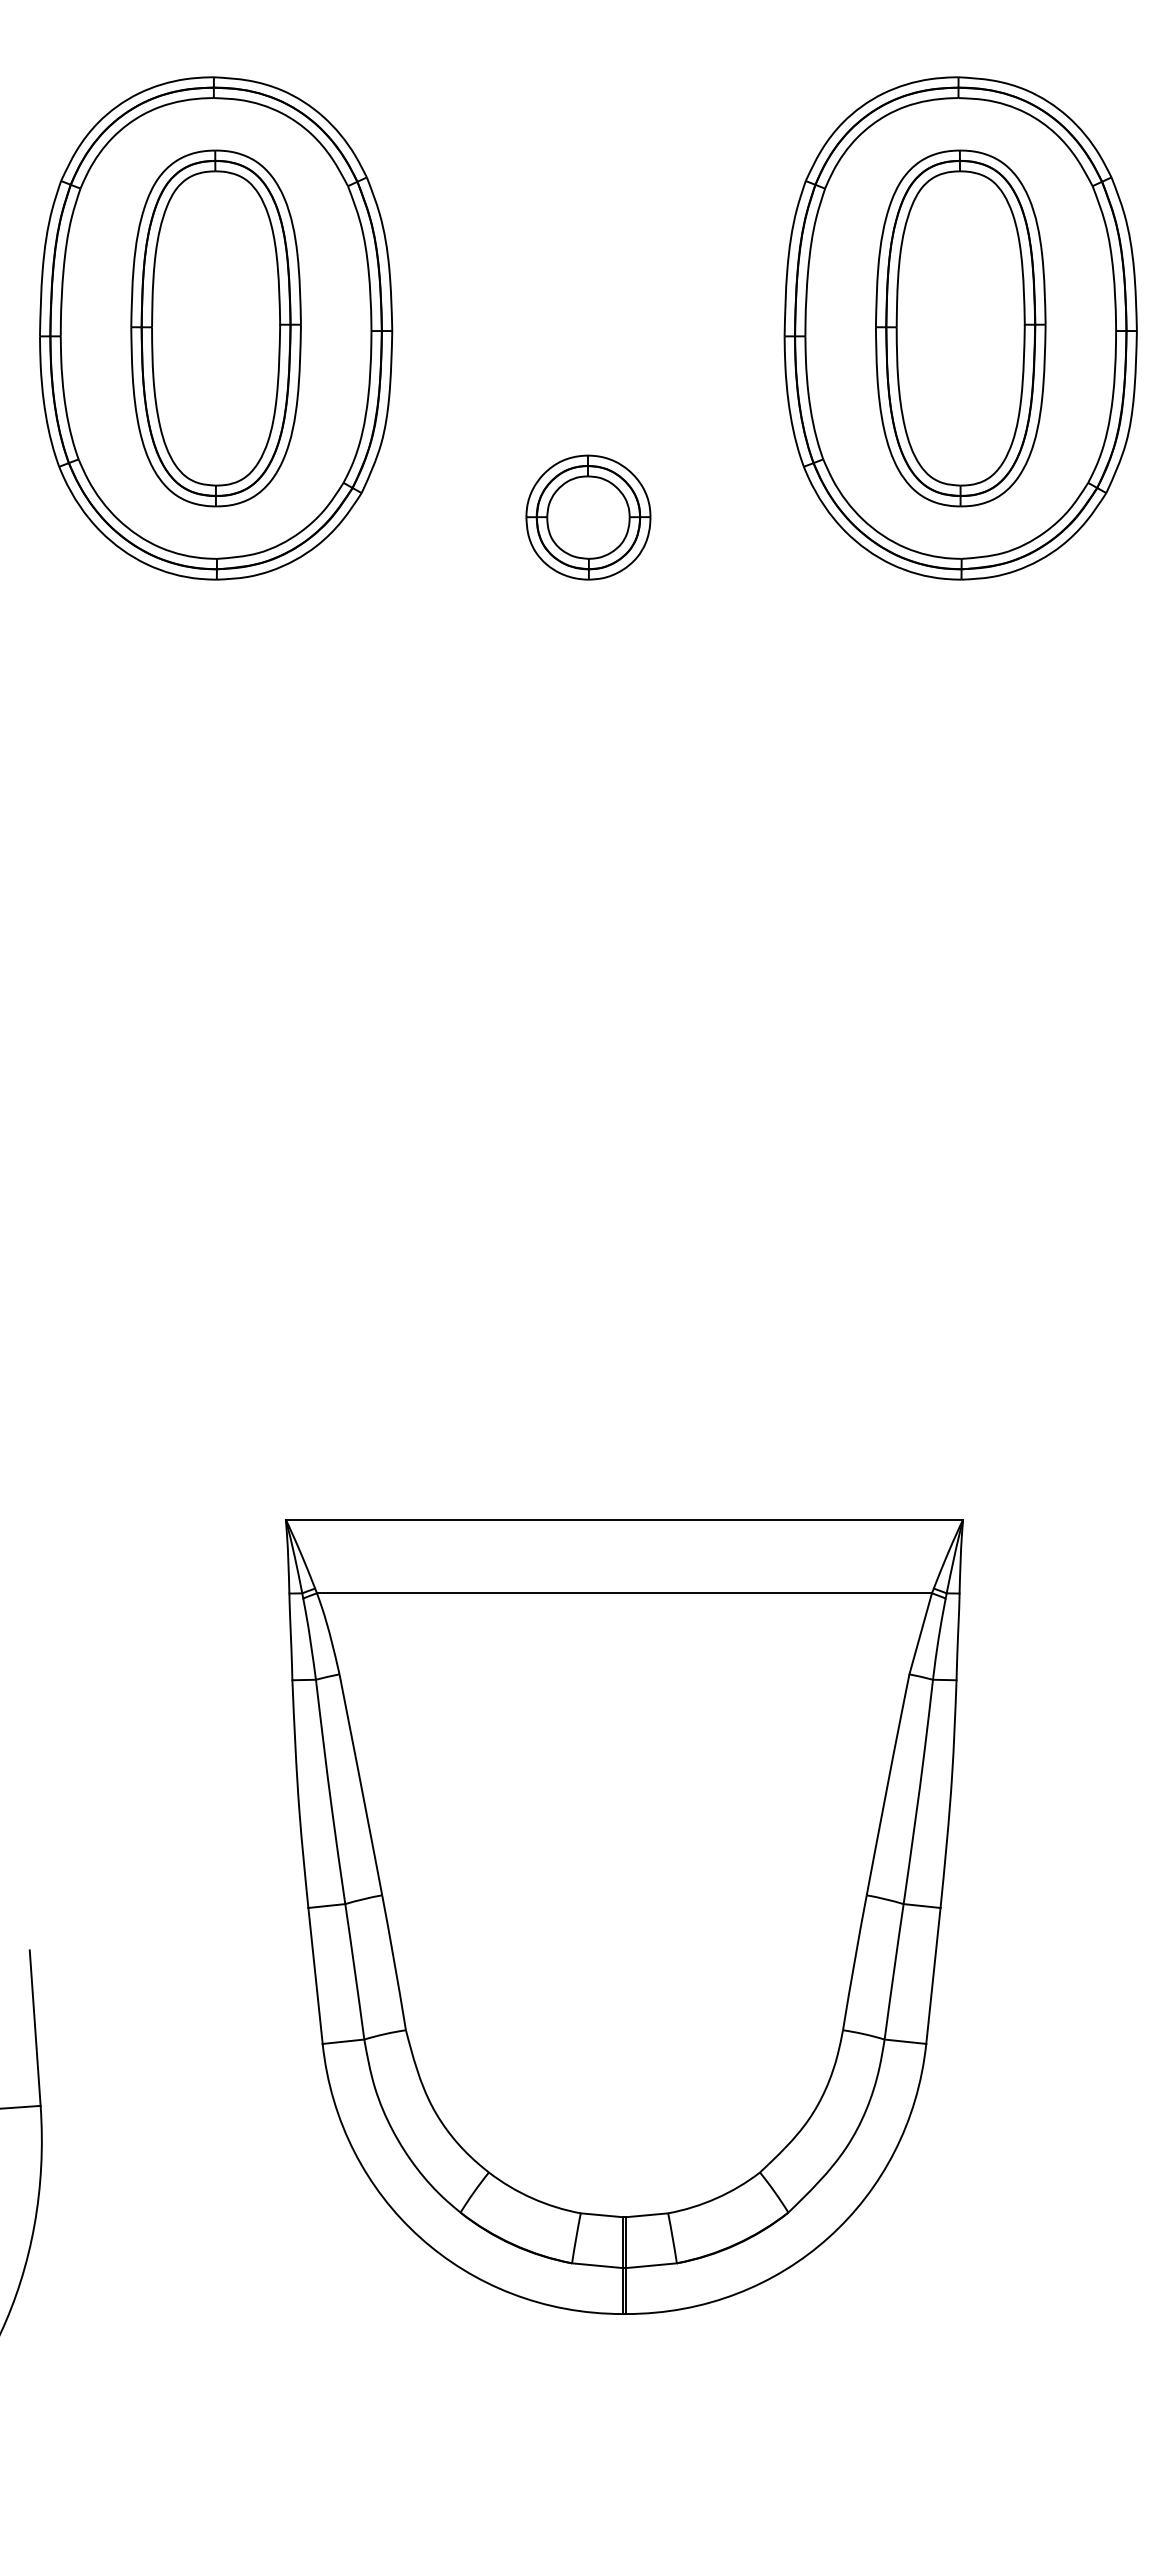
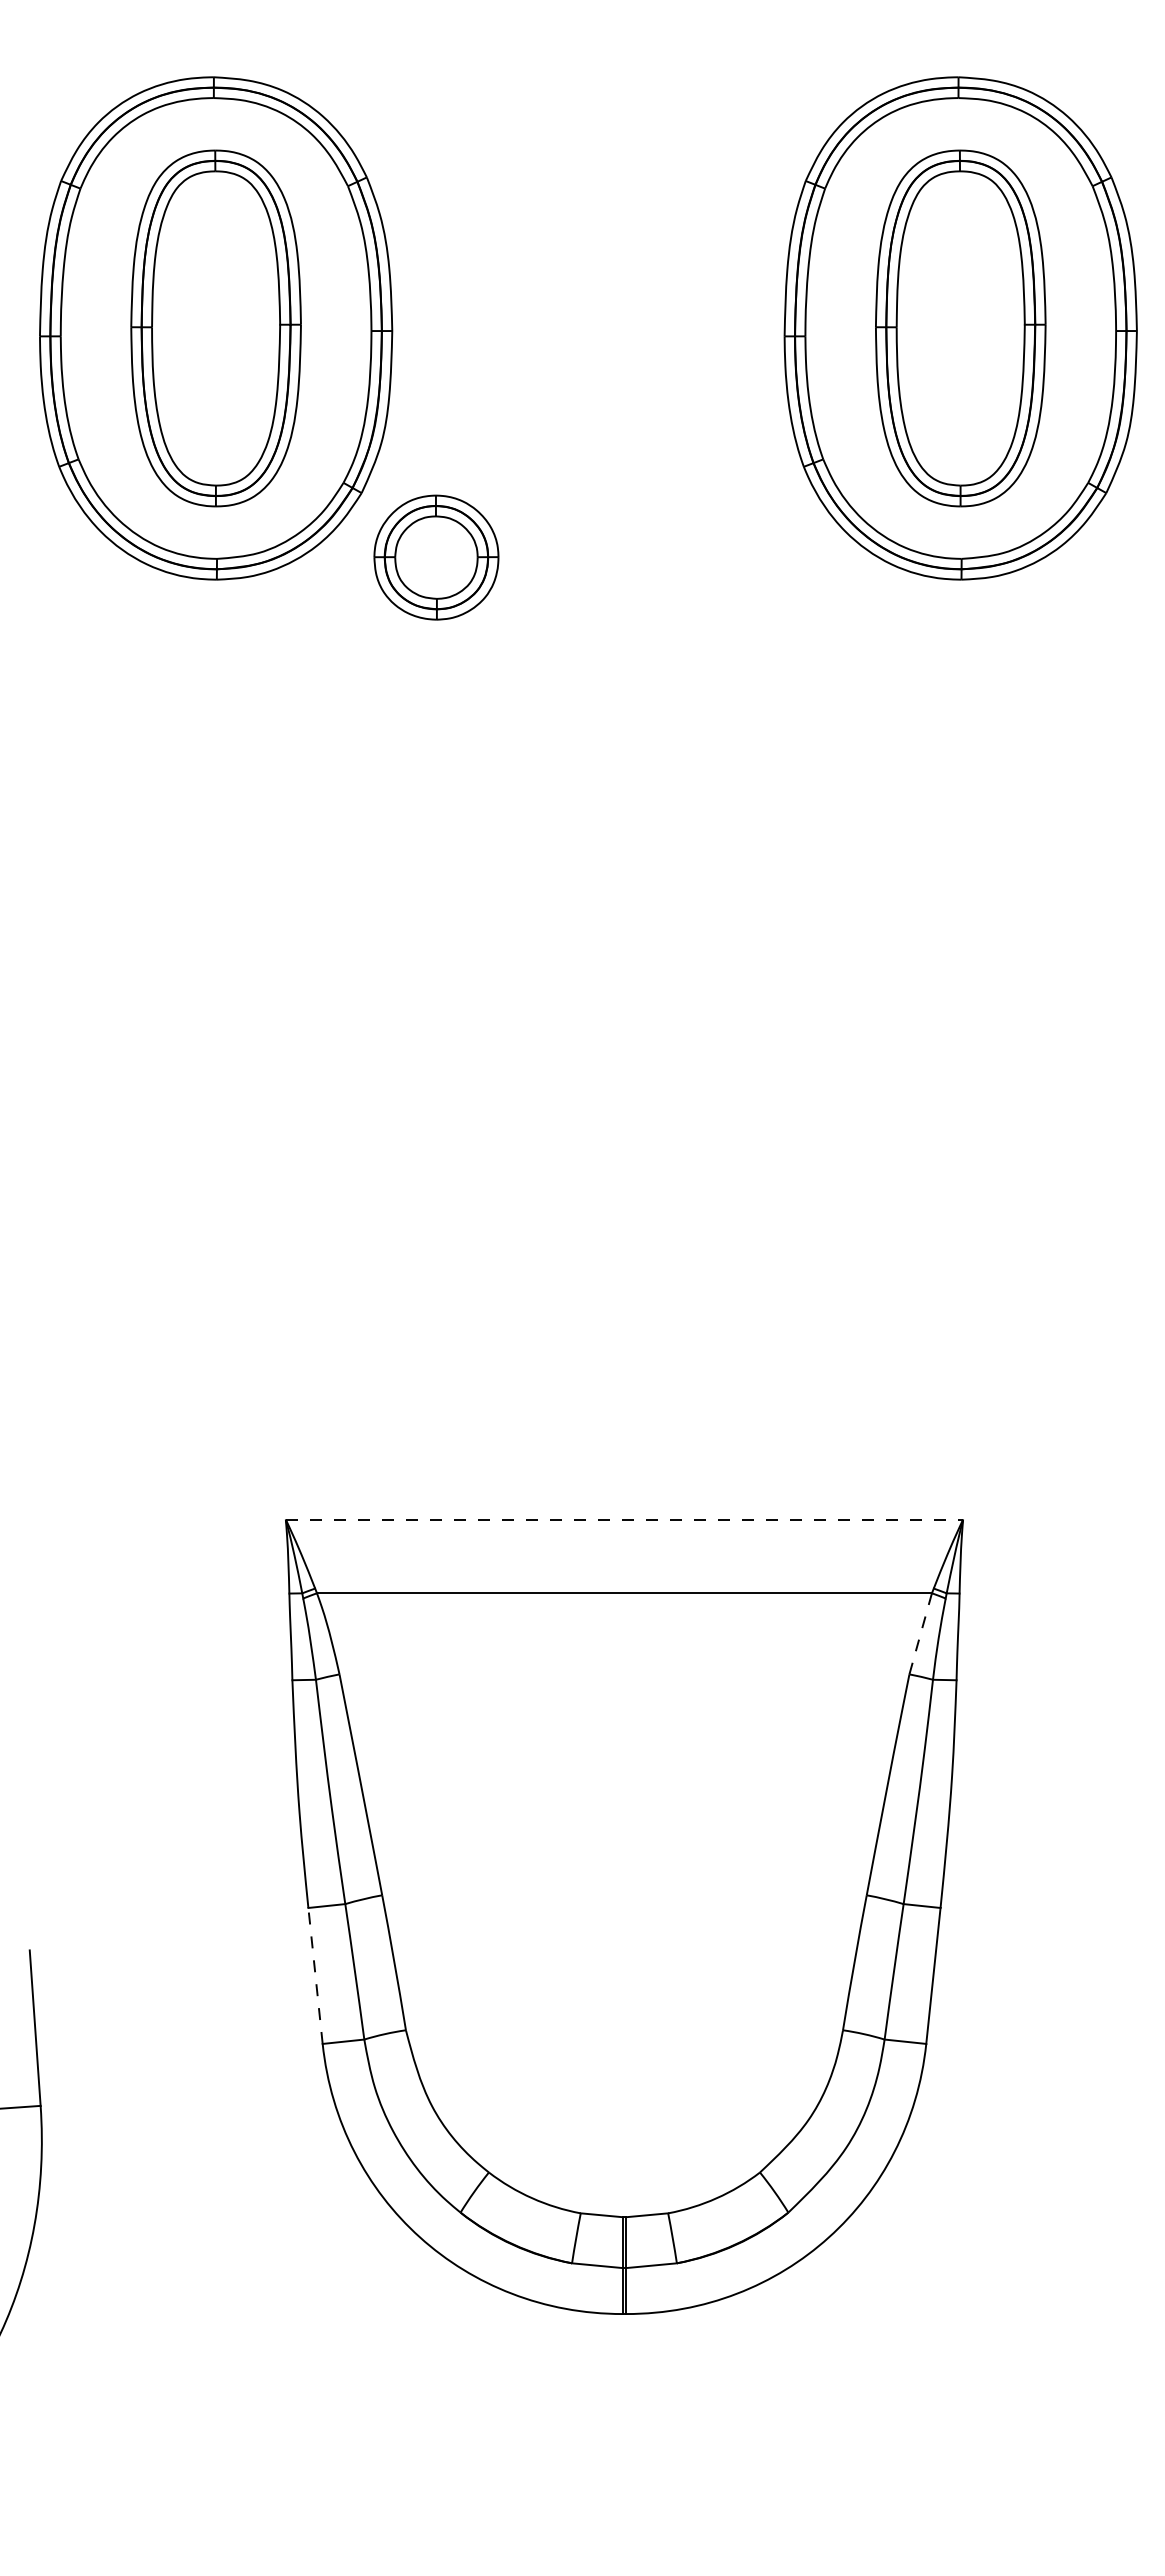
part position: (588, 517) -> (436, 557) (436, 557)
line: solid -> dashed (624, 1519)
line: solid -> dashed (920, 1633)
line: solid -> dashed (315, 1975)
